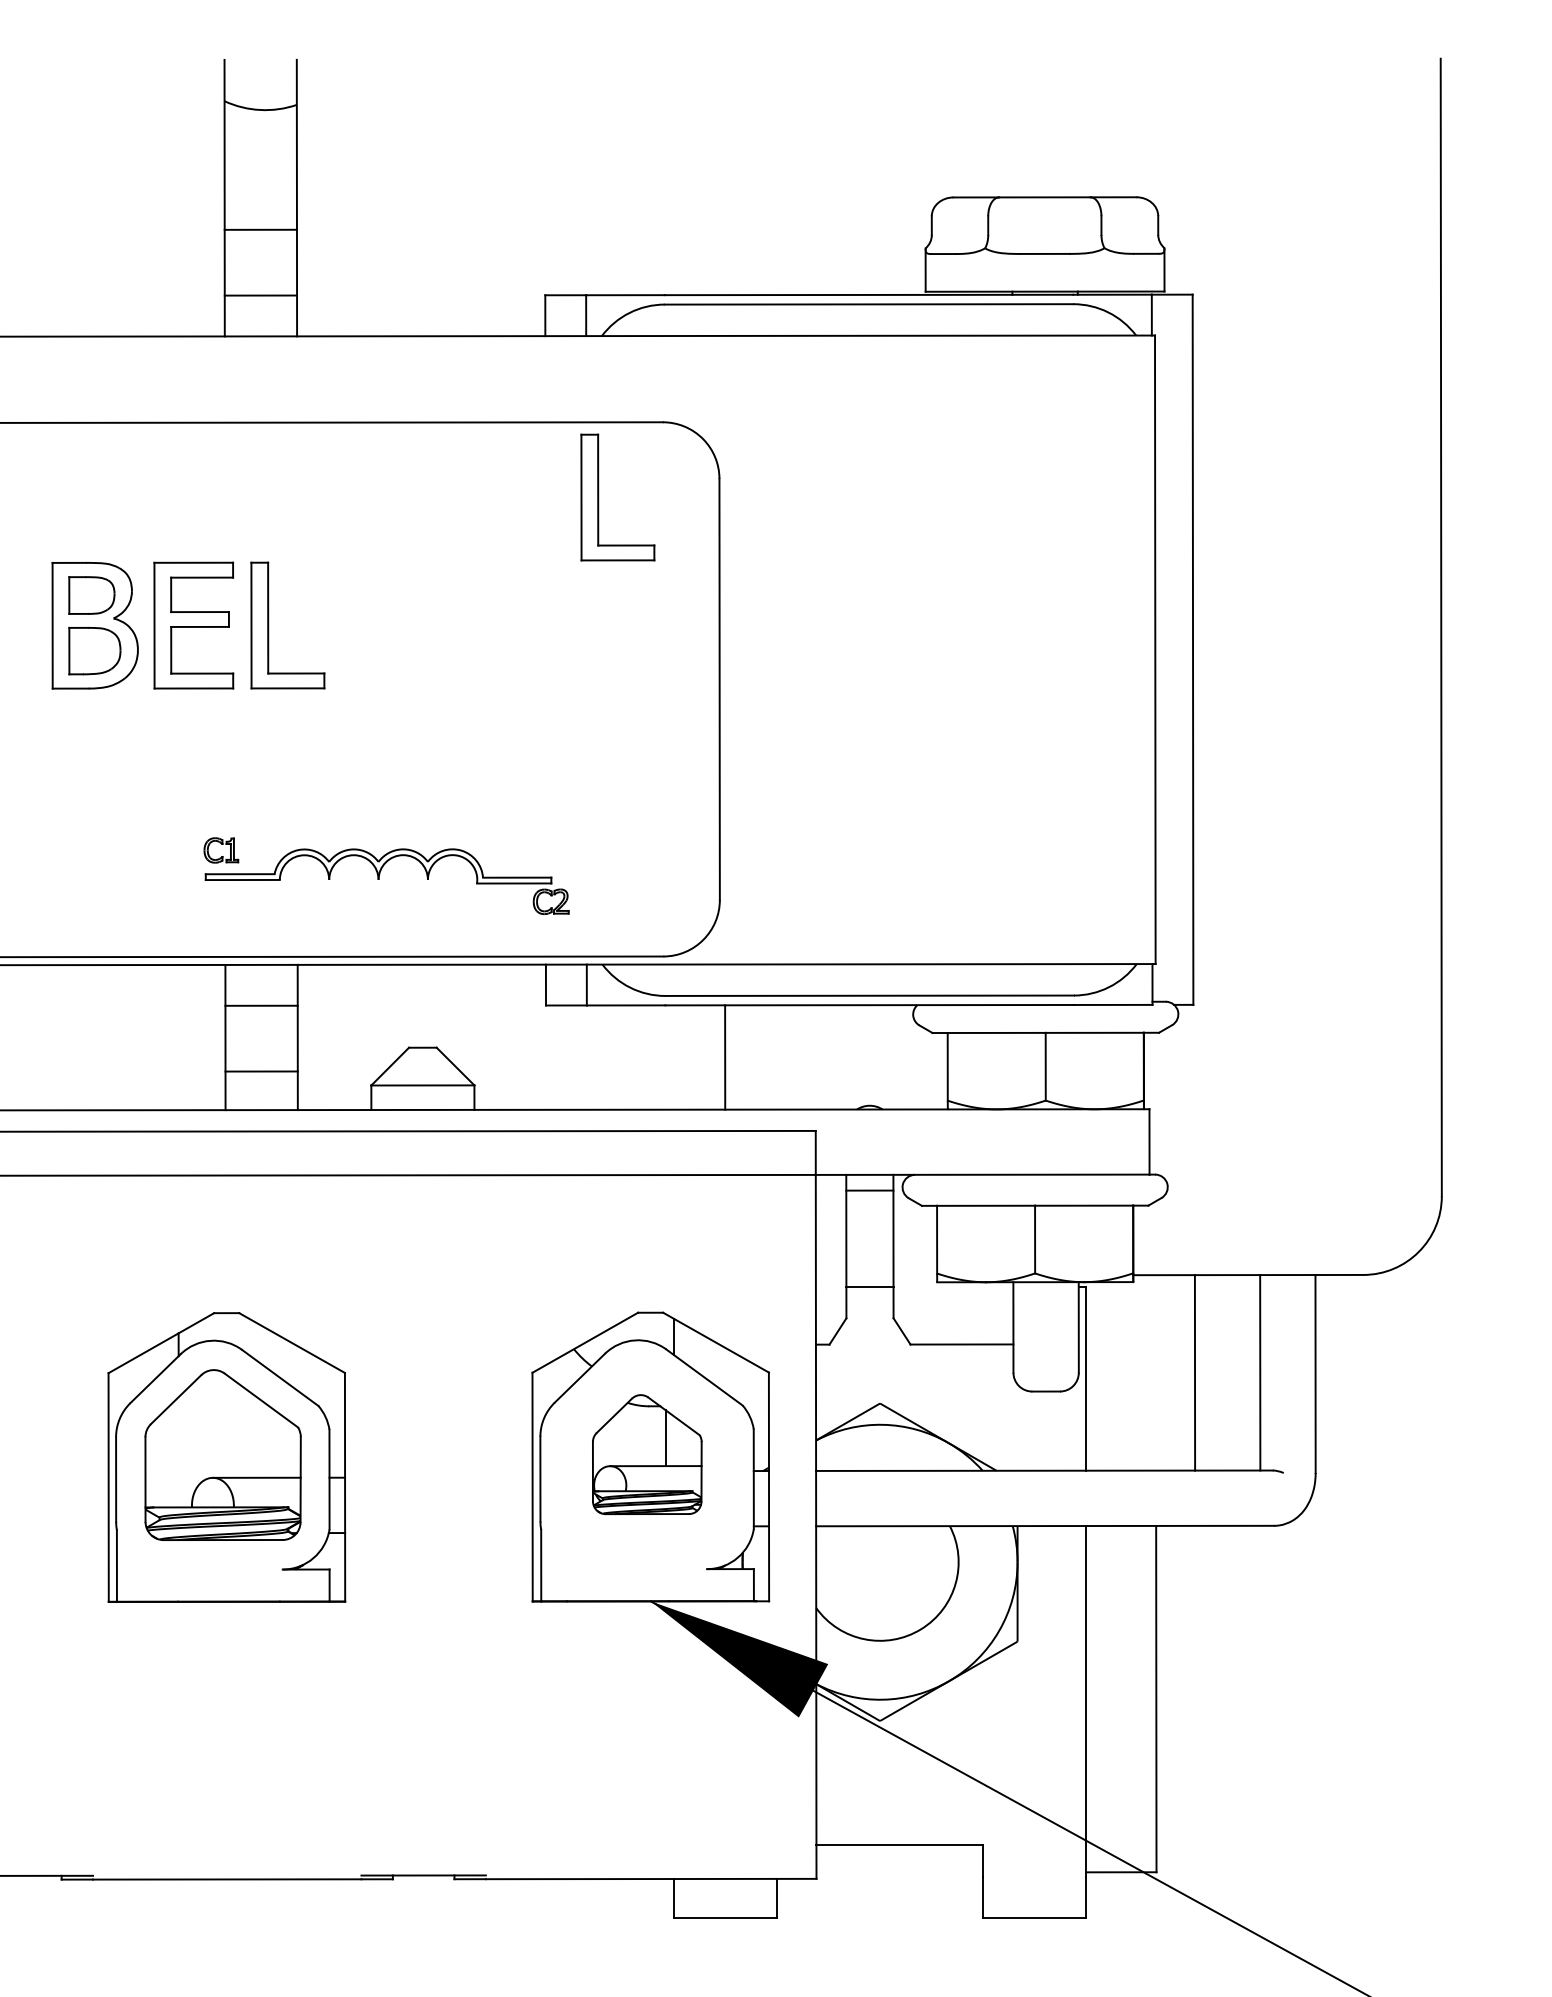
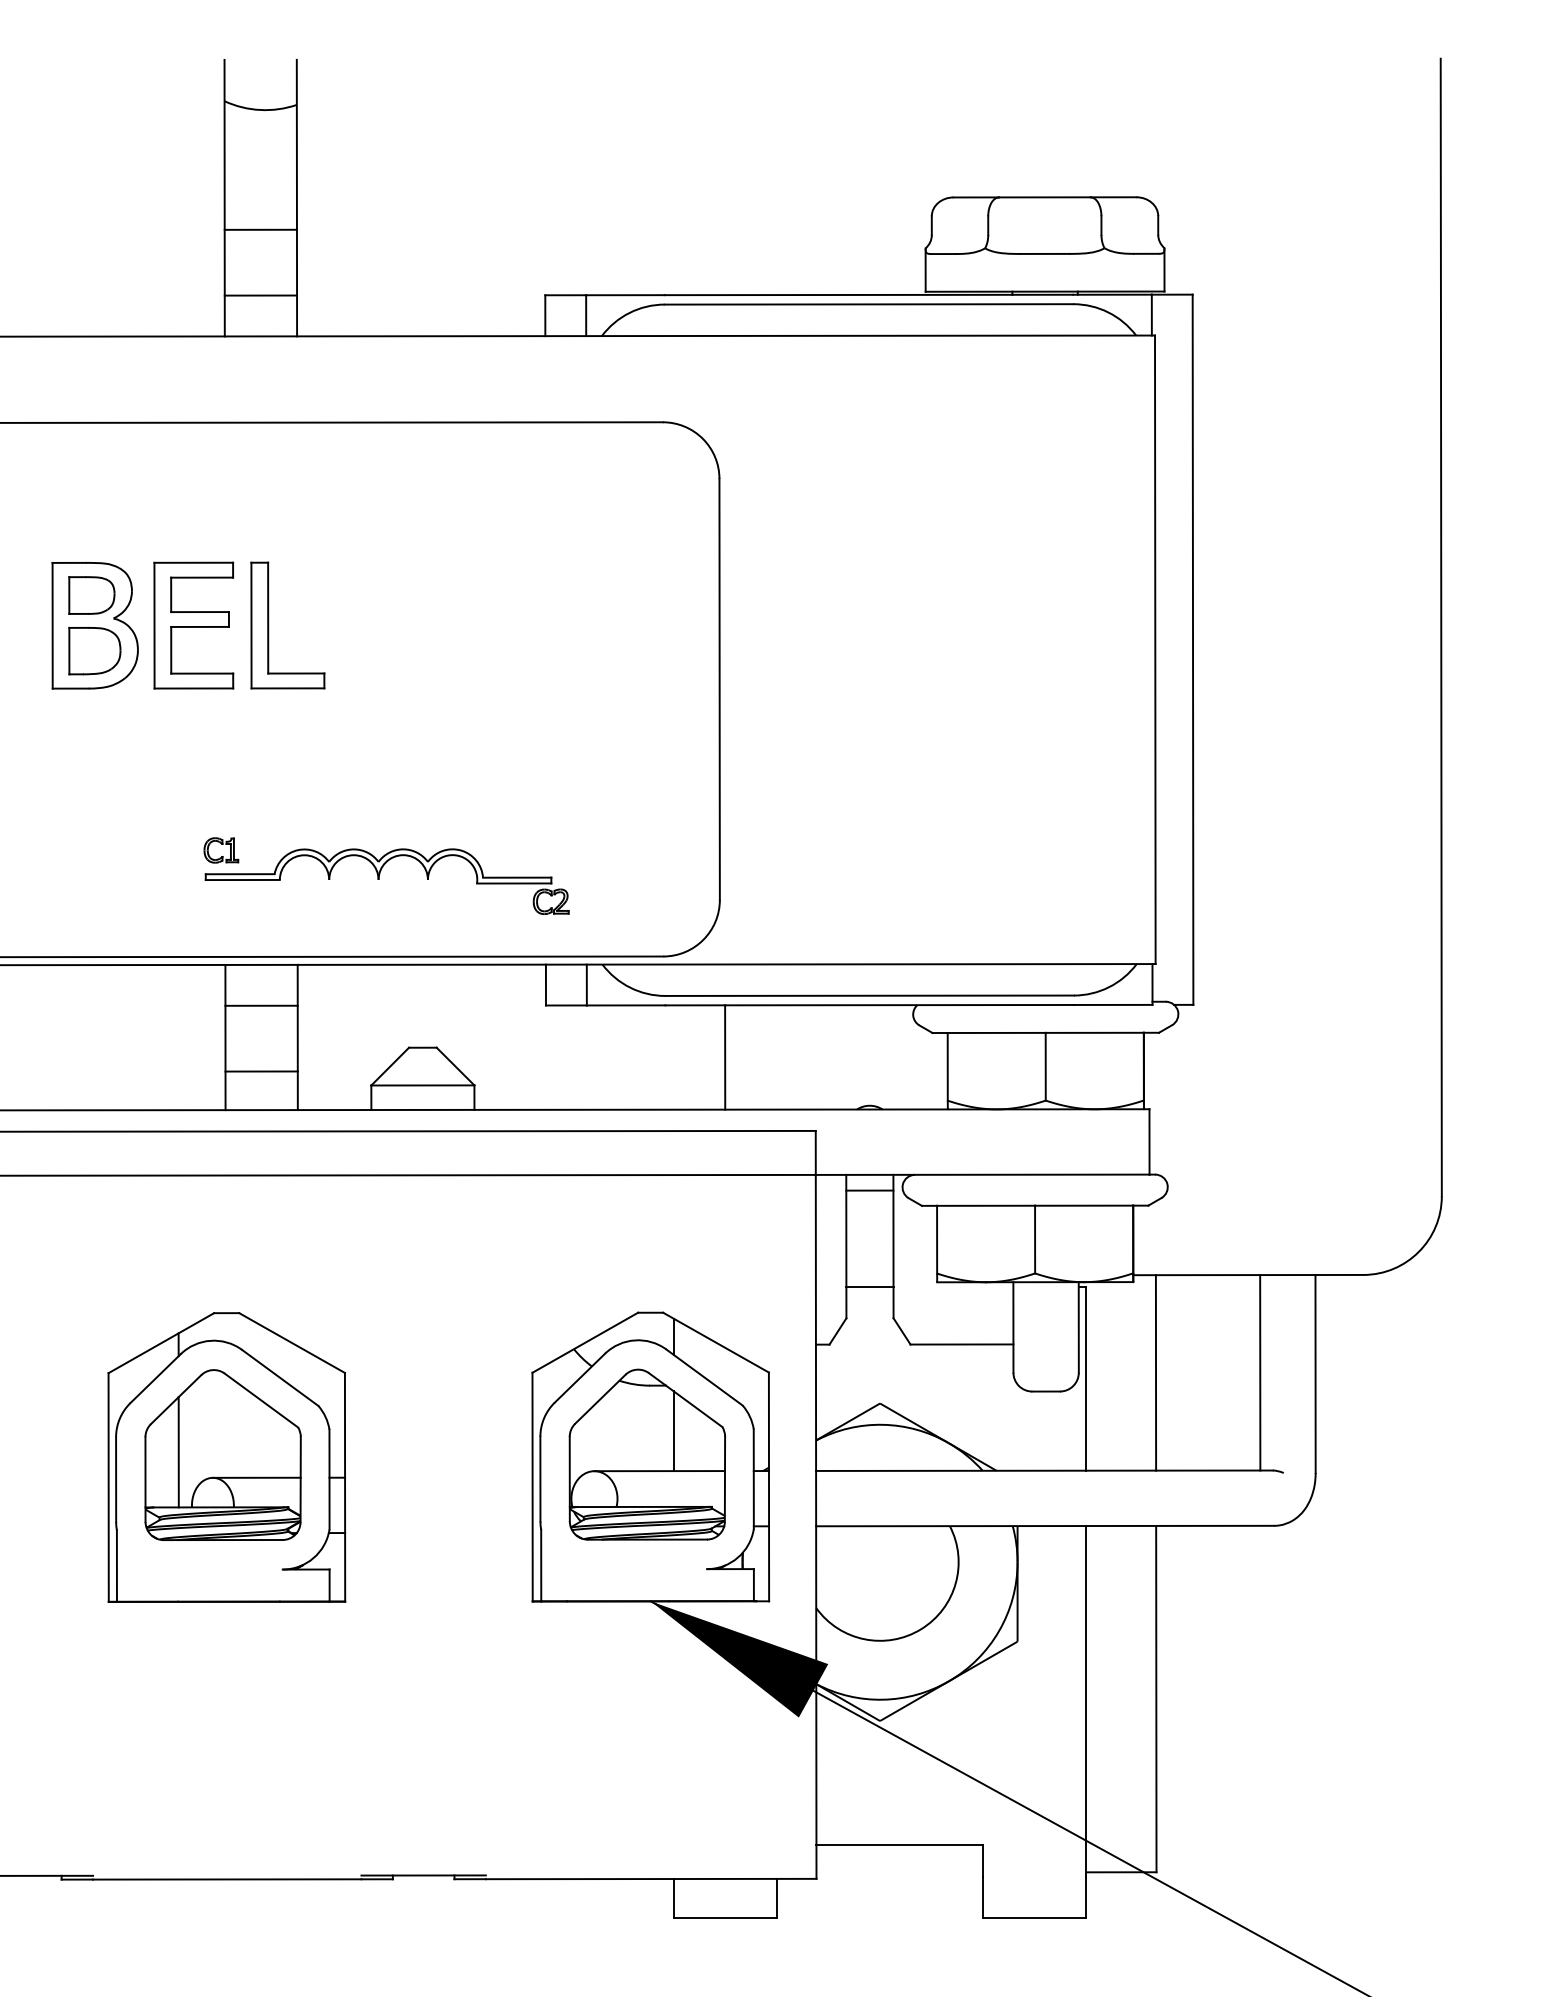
part: present -> none (599, 497)
line position: (1194, 1372) -> (1155, 1372) (1155, 1372)
line: none -> present (178, 1452)
part size: 111x122 px -> 158x173 px (646, 1454)
